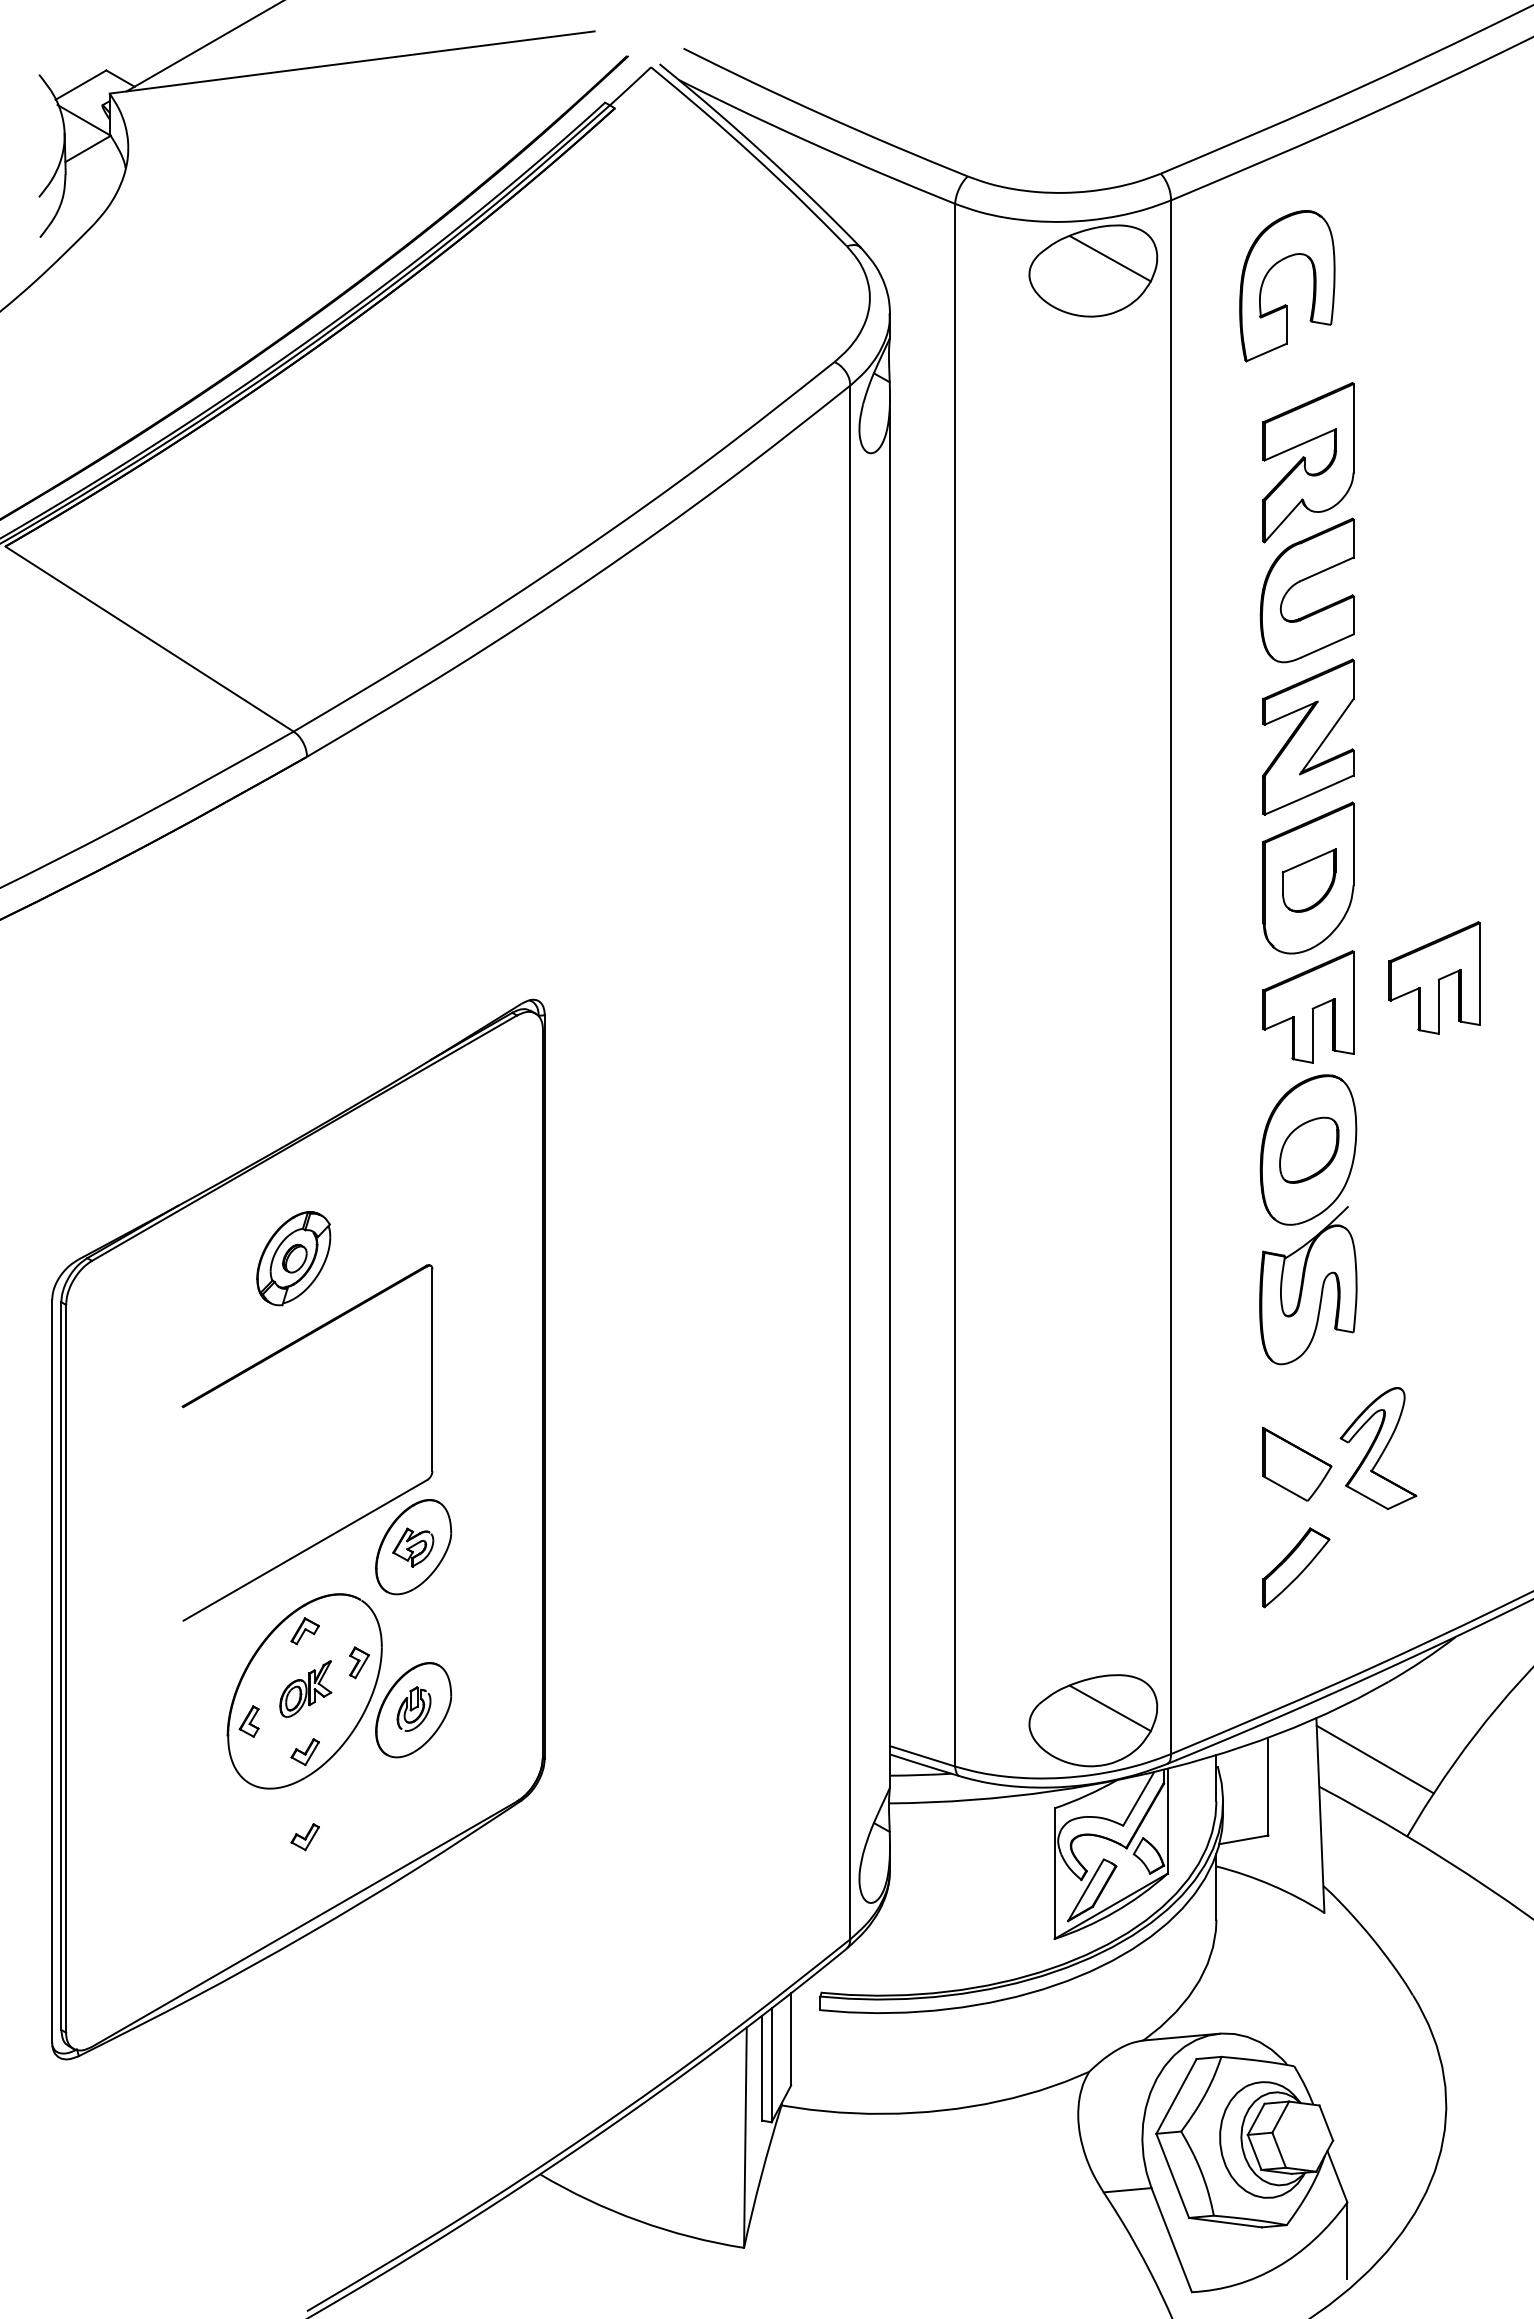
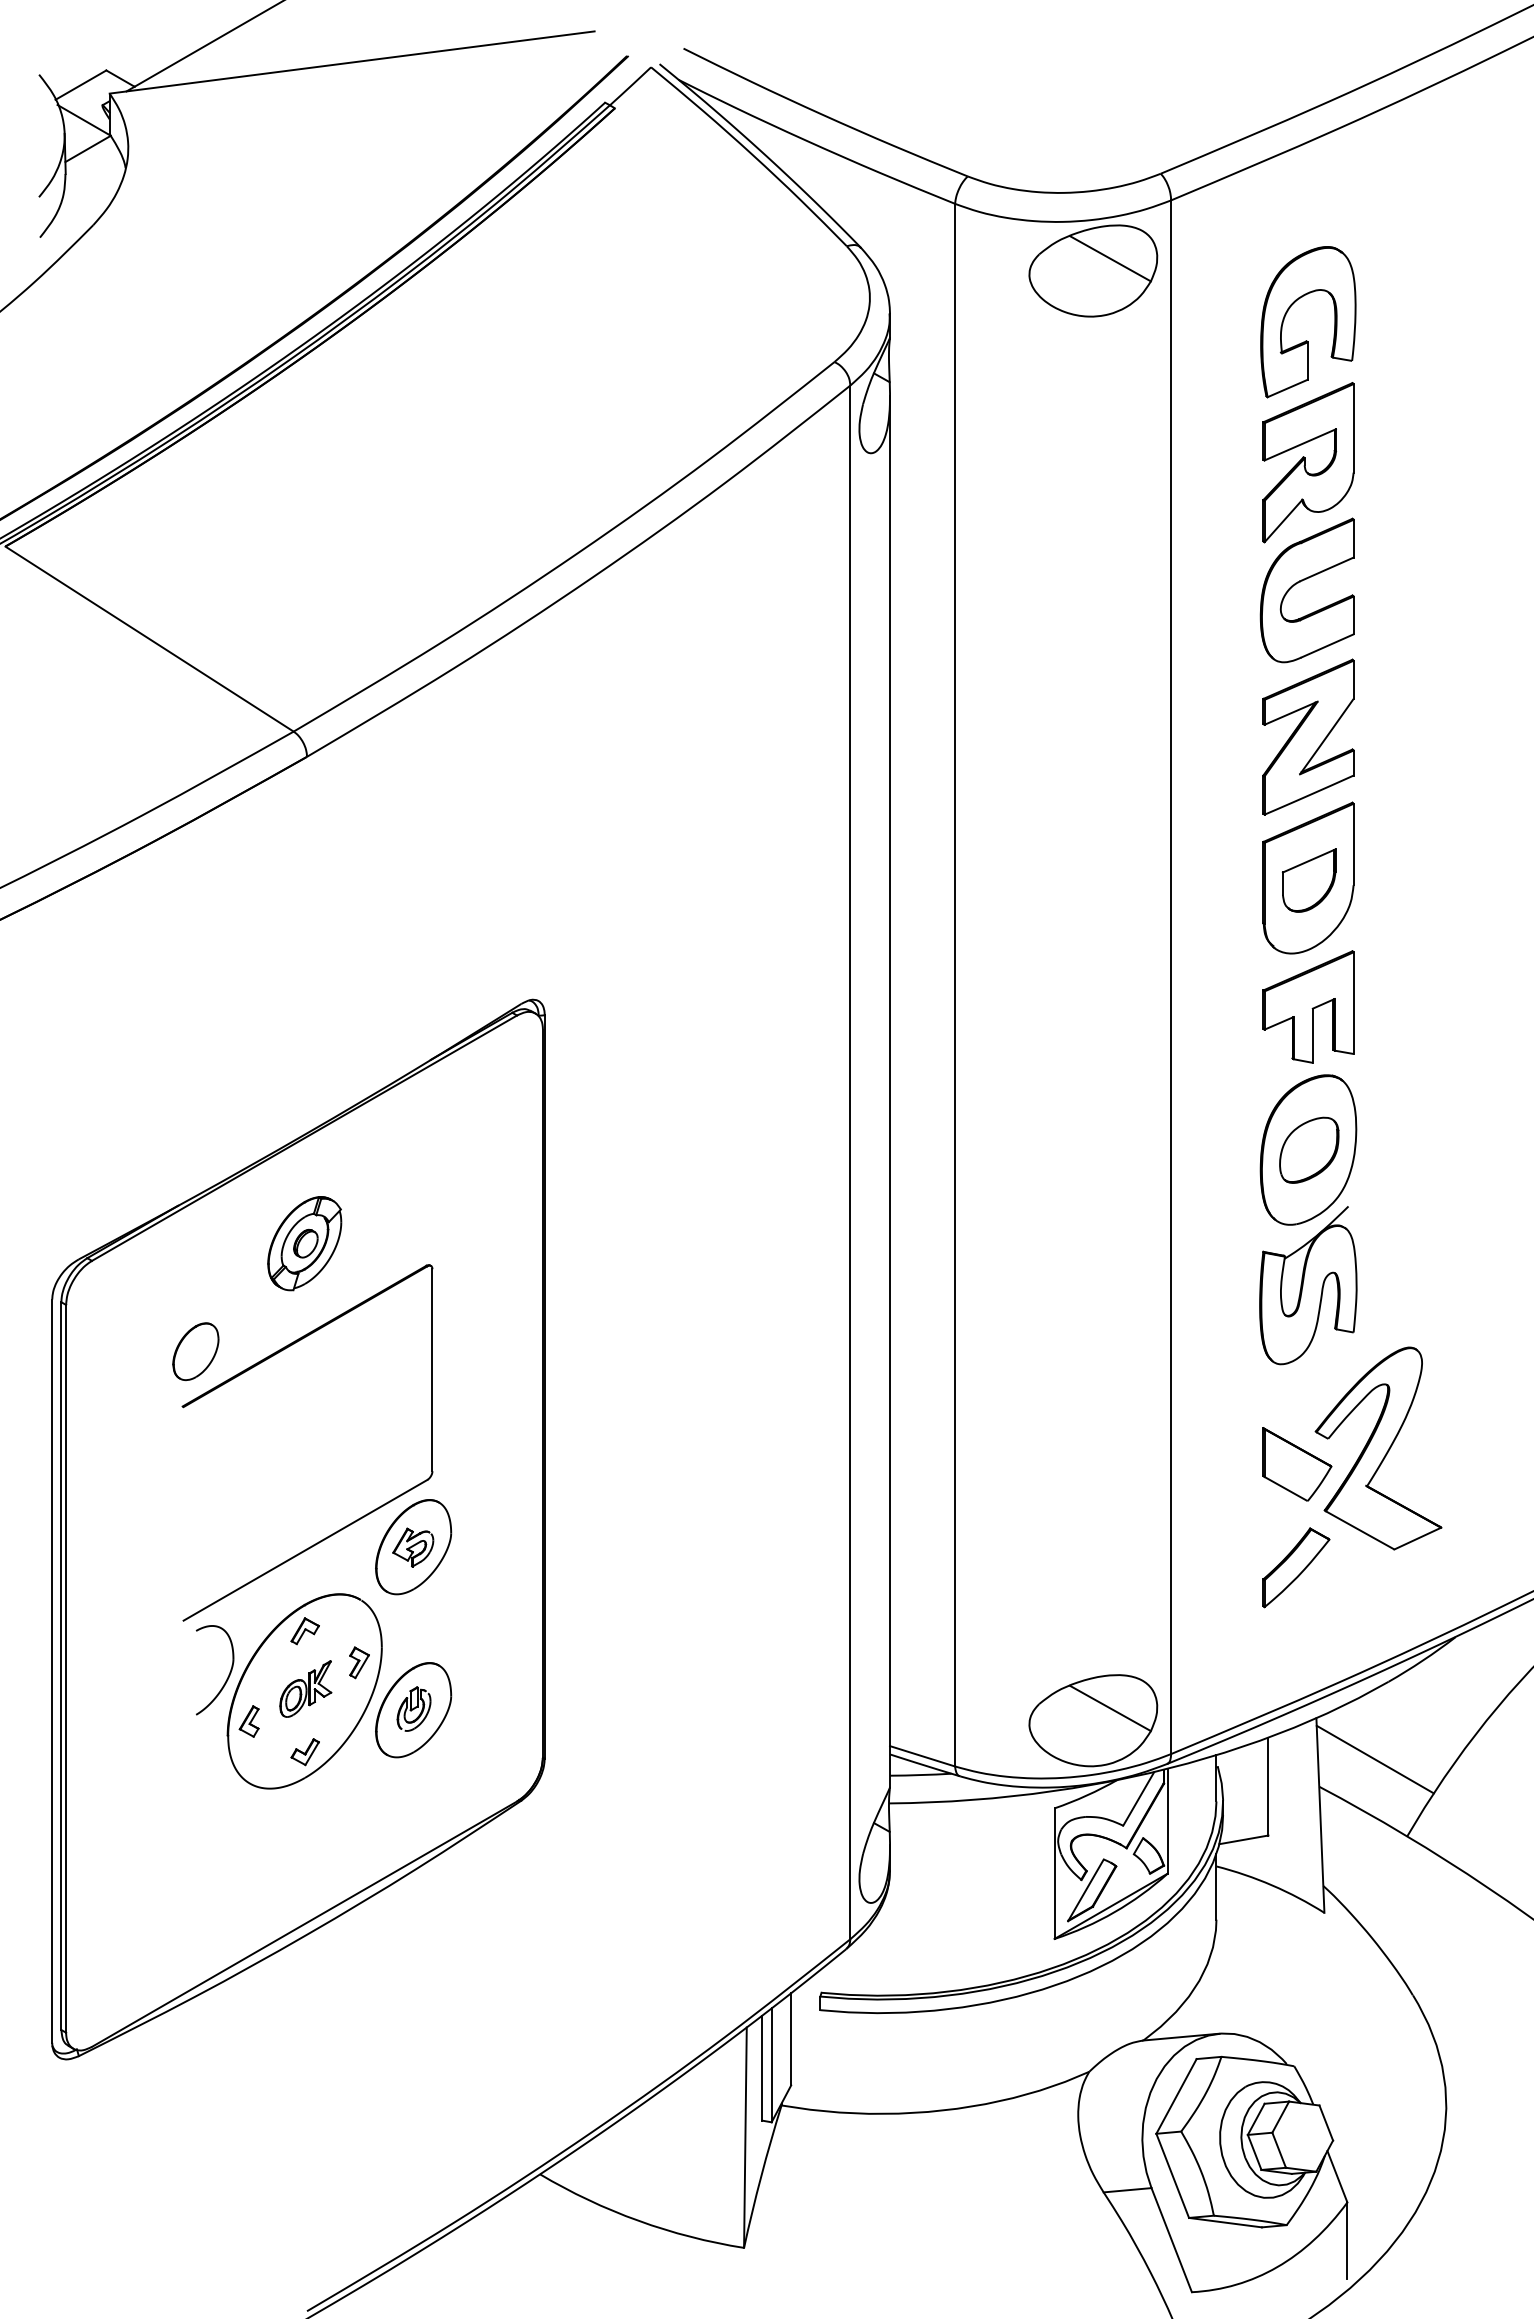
part position: (1286, 304) -> (1307, 340) (1307, 340)
part: present -> none (1434, 977)
part position: (293, 1258) -> (304, 1243) (304, 1243)
part: none -> present (195, 1351)
part size: 79x124 px -> 129x205 px (1378, 1448)
part: none -> present (227, 1676)
part: present -> none (304, 1837)
